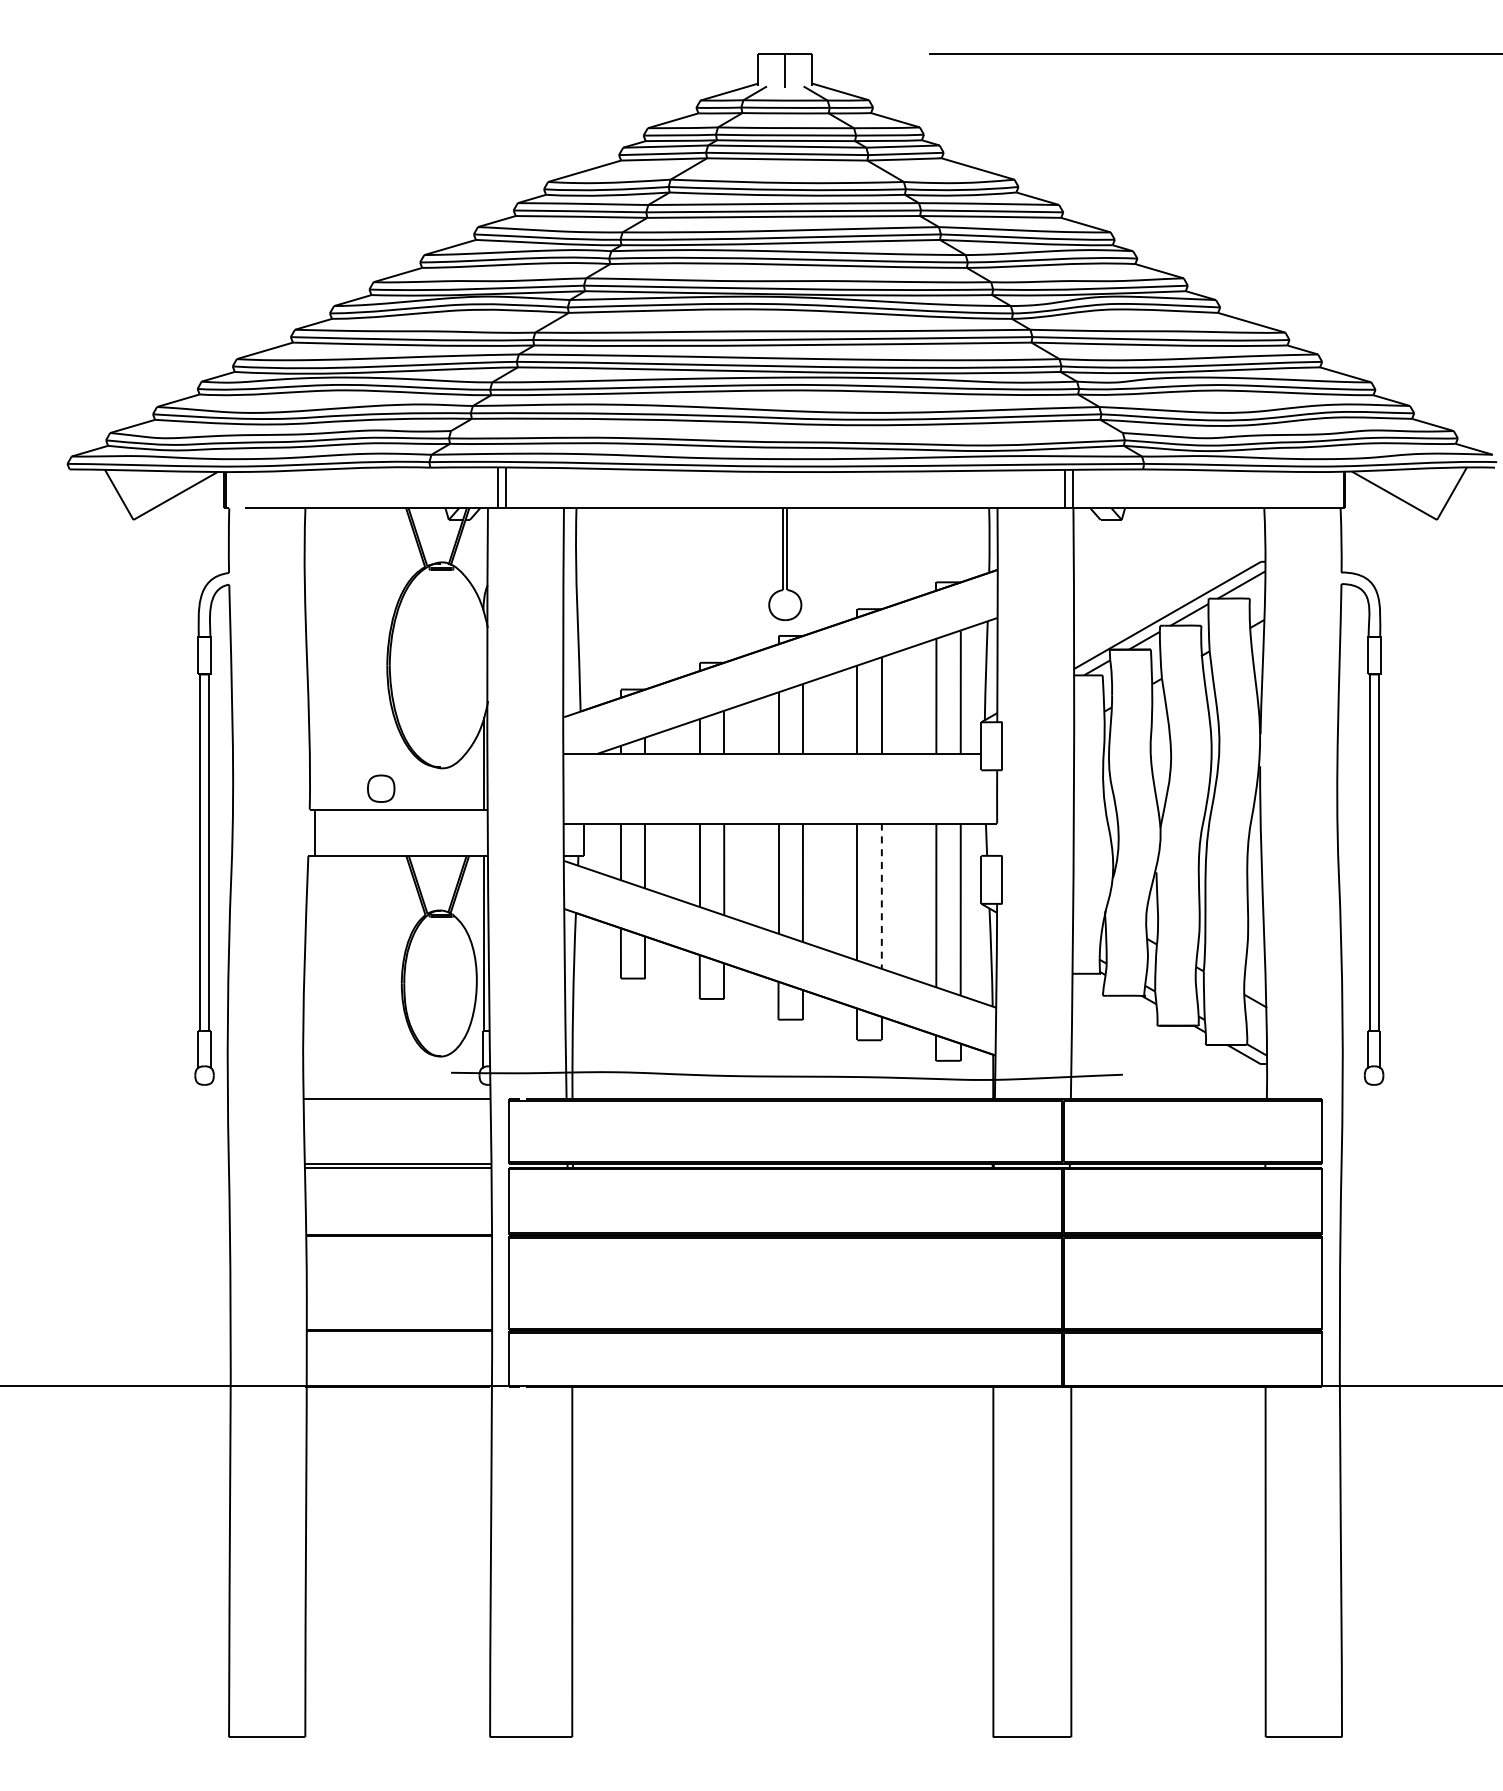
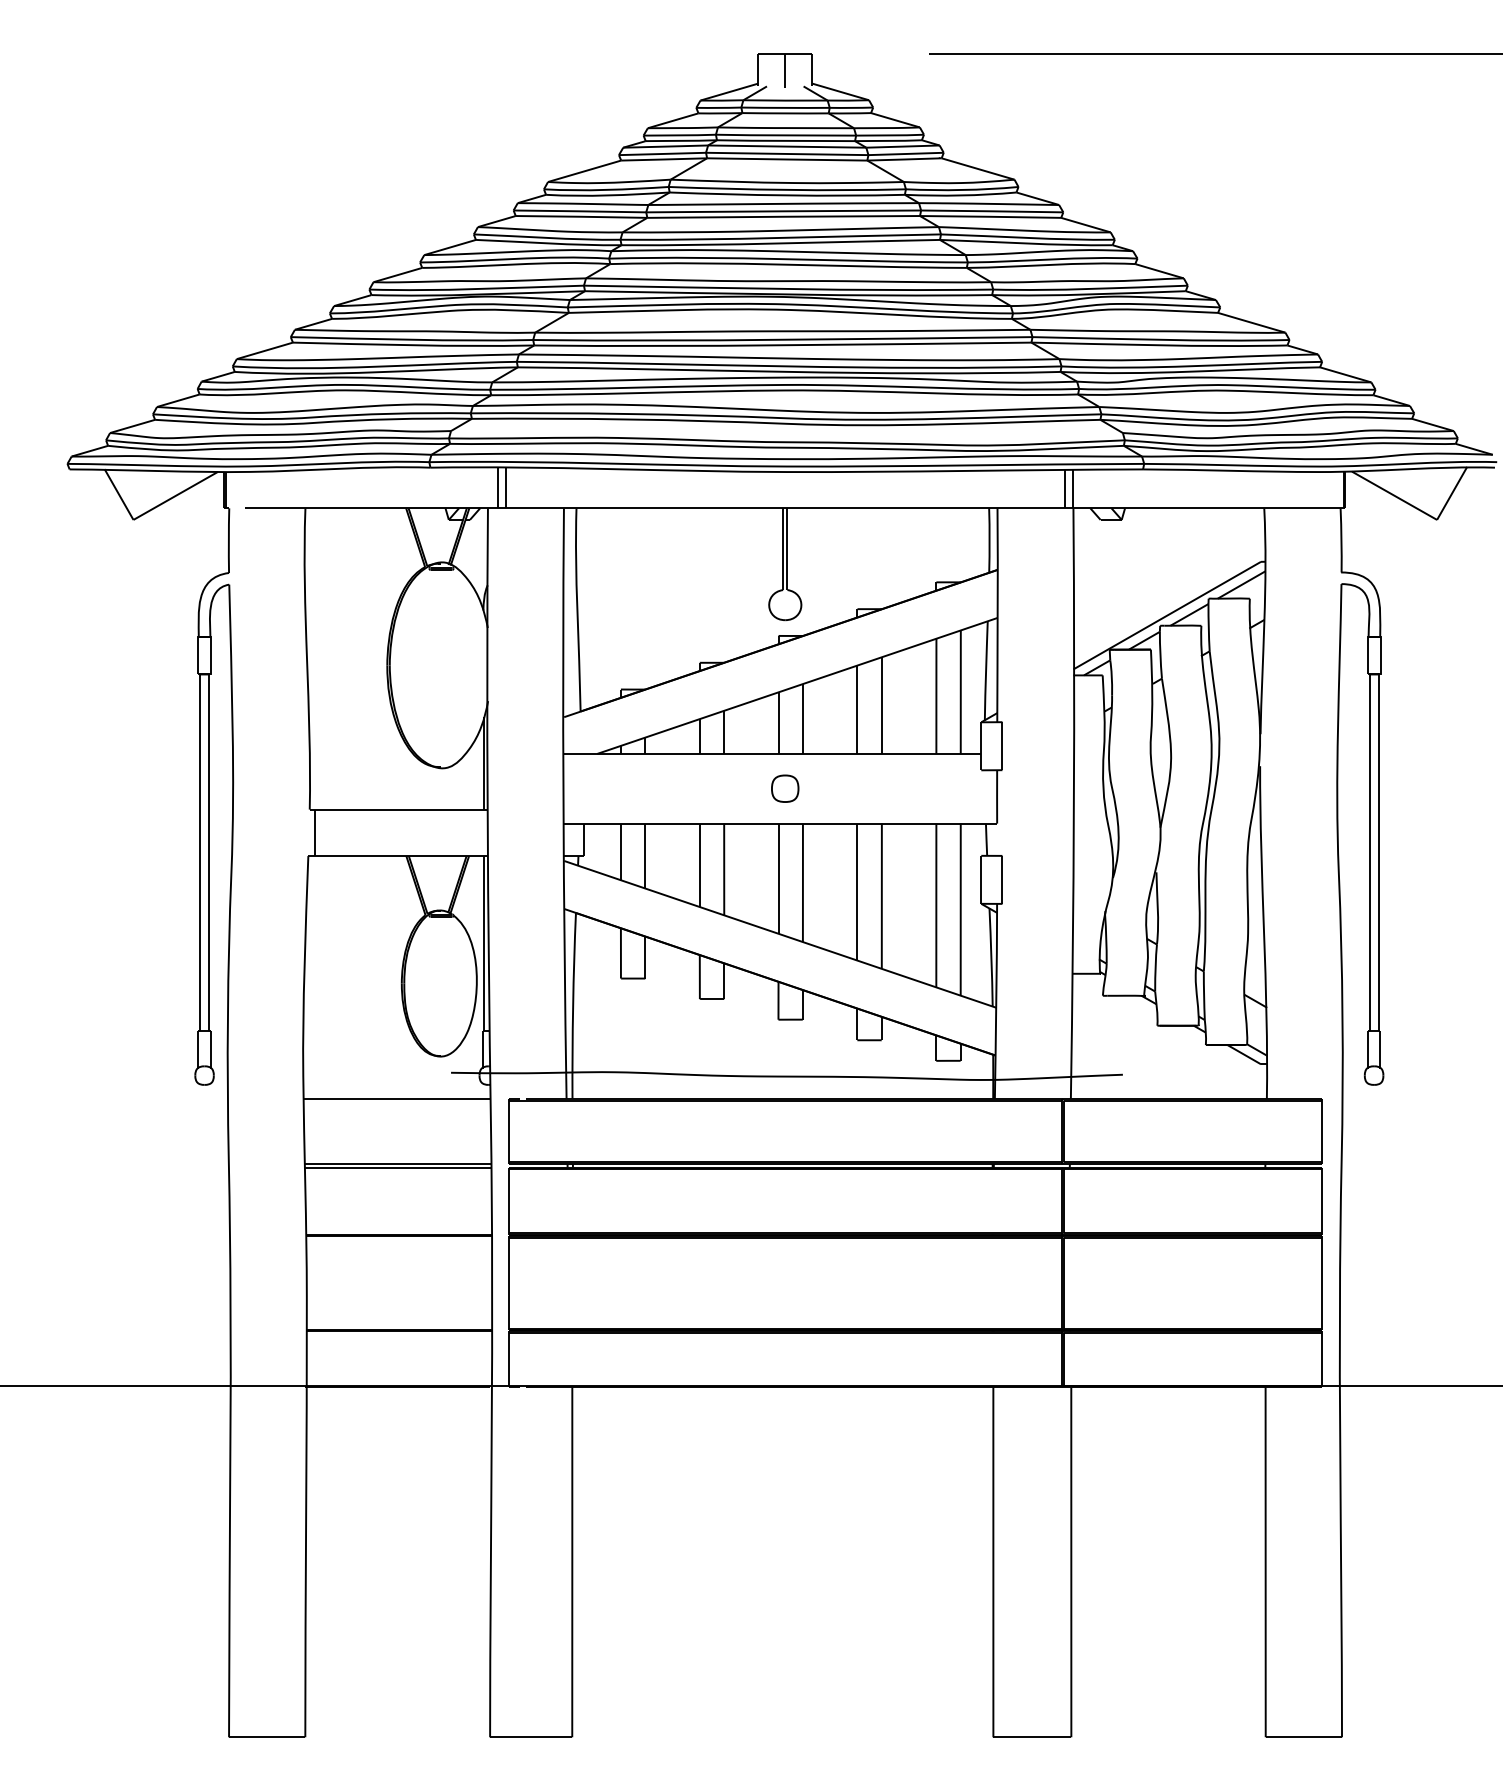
part position: (381, 788) -> (785, 788) (785, 788)
line: dashed -> solid (881, 896)
